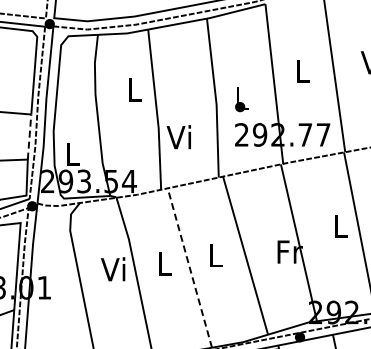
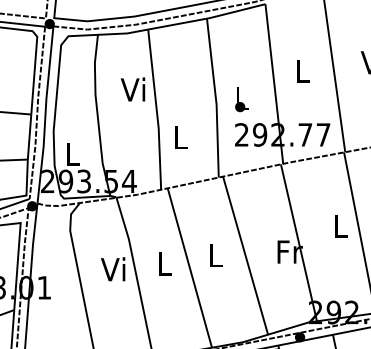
text: L -> Vi (132, 89)
line: dashed -> solid (29, 137)
text: Vi -> L (178, 137)
line: dashed -> solid (189, 268)
